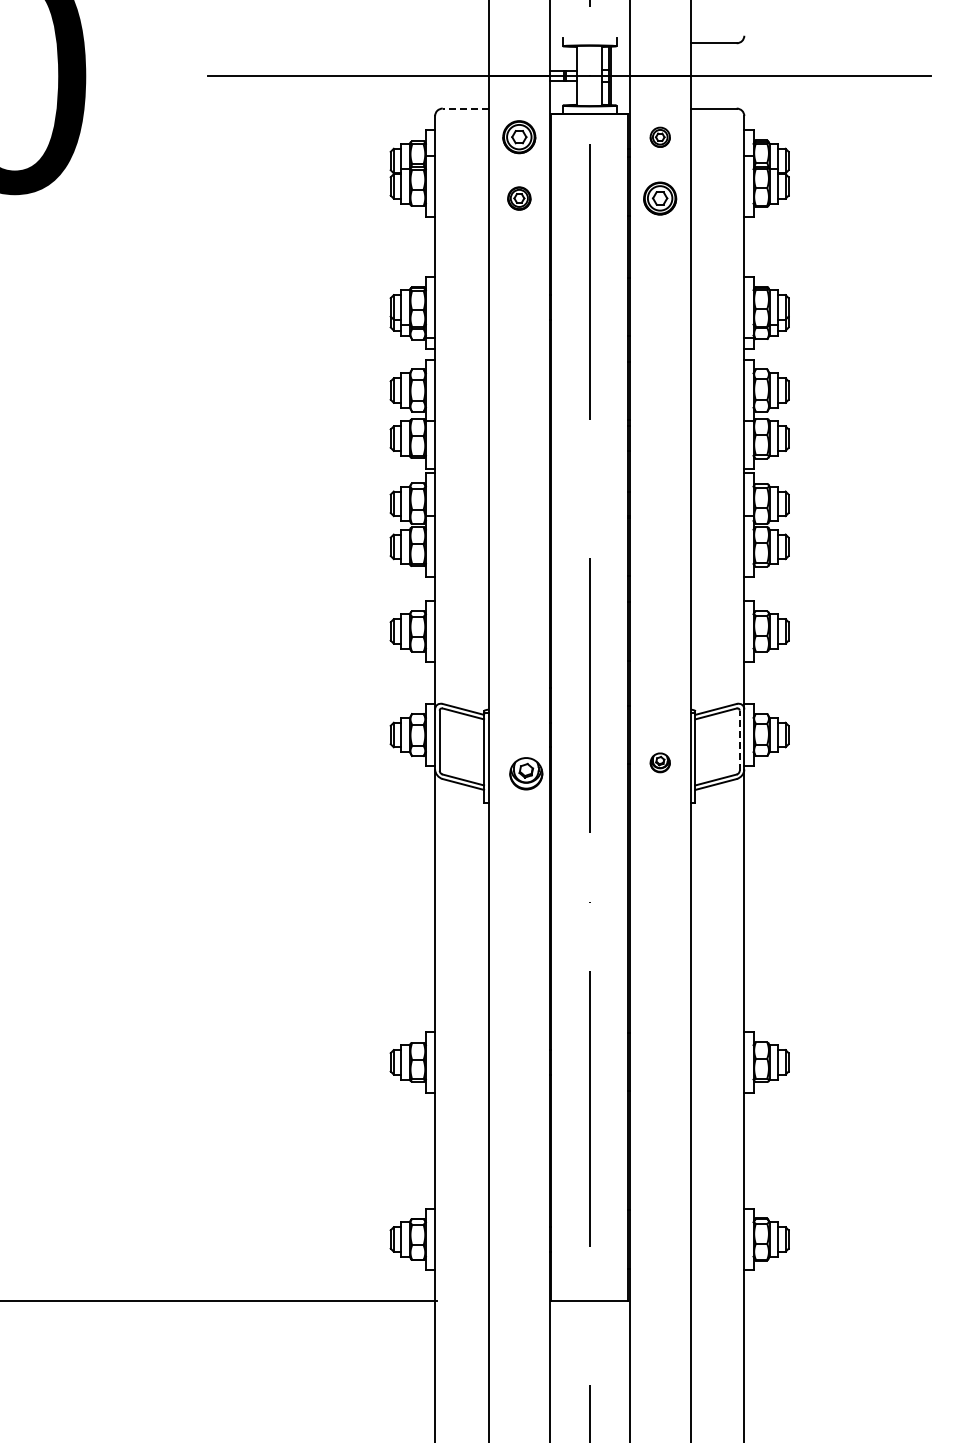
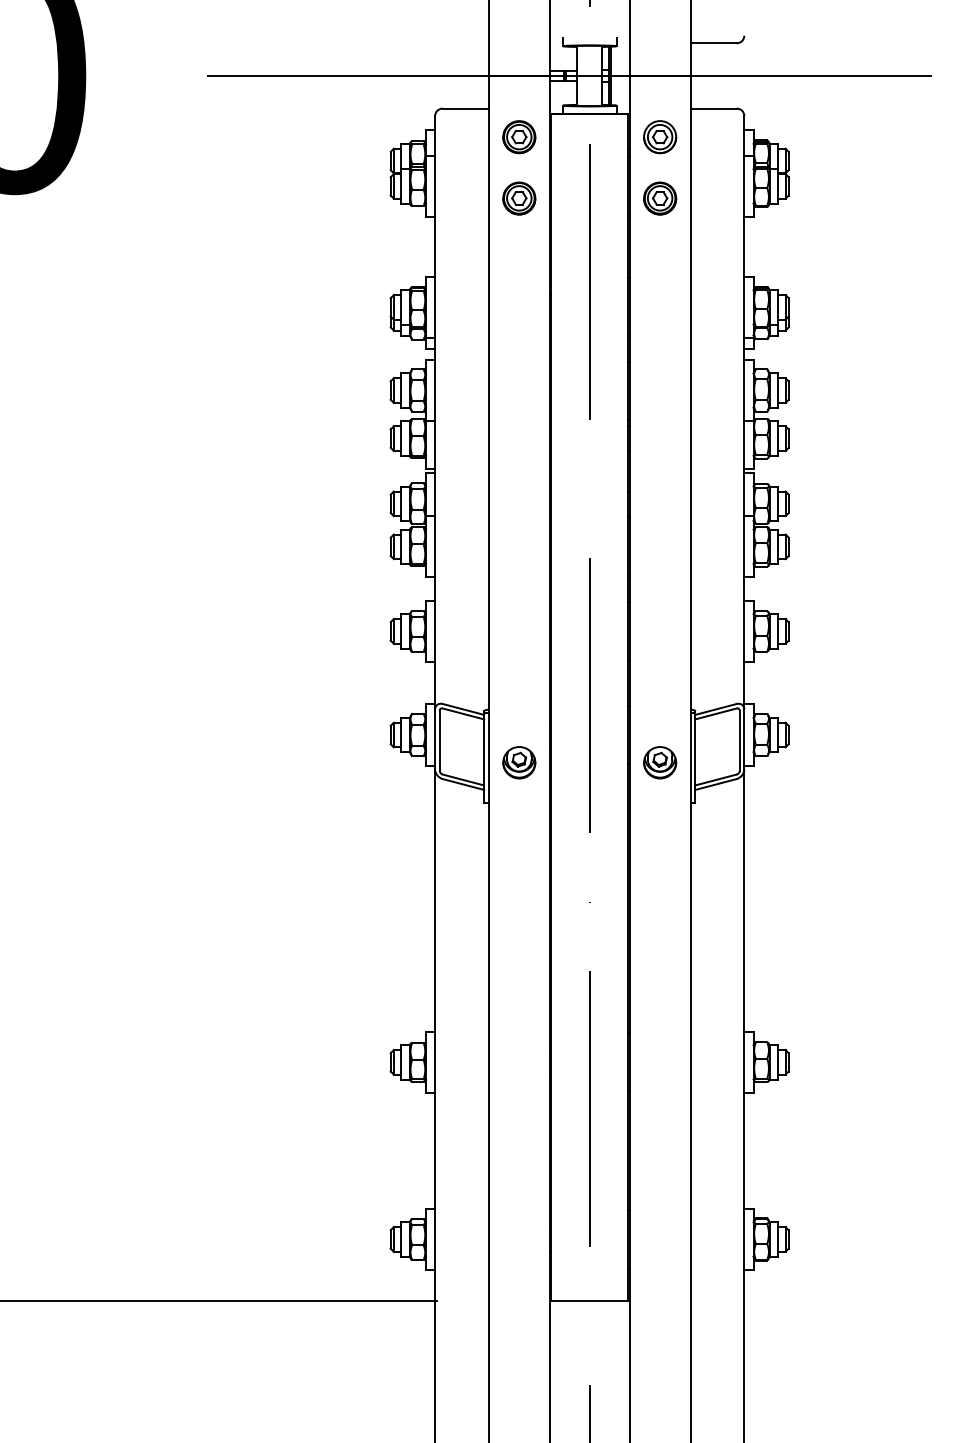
line: dashed -> solid (465, 108)
part size: 22x22 px -> 35x35 px (660, 137)
part size: 25x25 px -> 35x35 px (519, 198)
line: dashed -> solid (739, 740)
part size: 22x22 px -> 35x34 px (660, 762)
part position: (526, 773) -> (519, 762) (519, 762)
